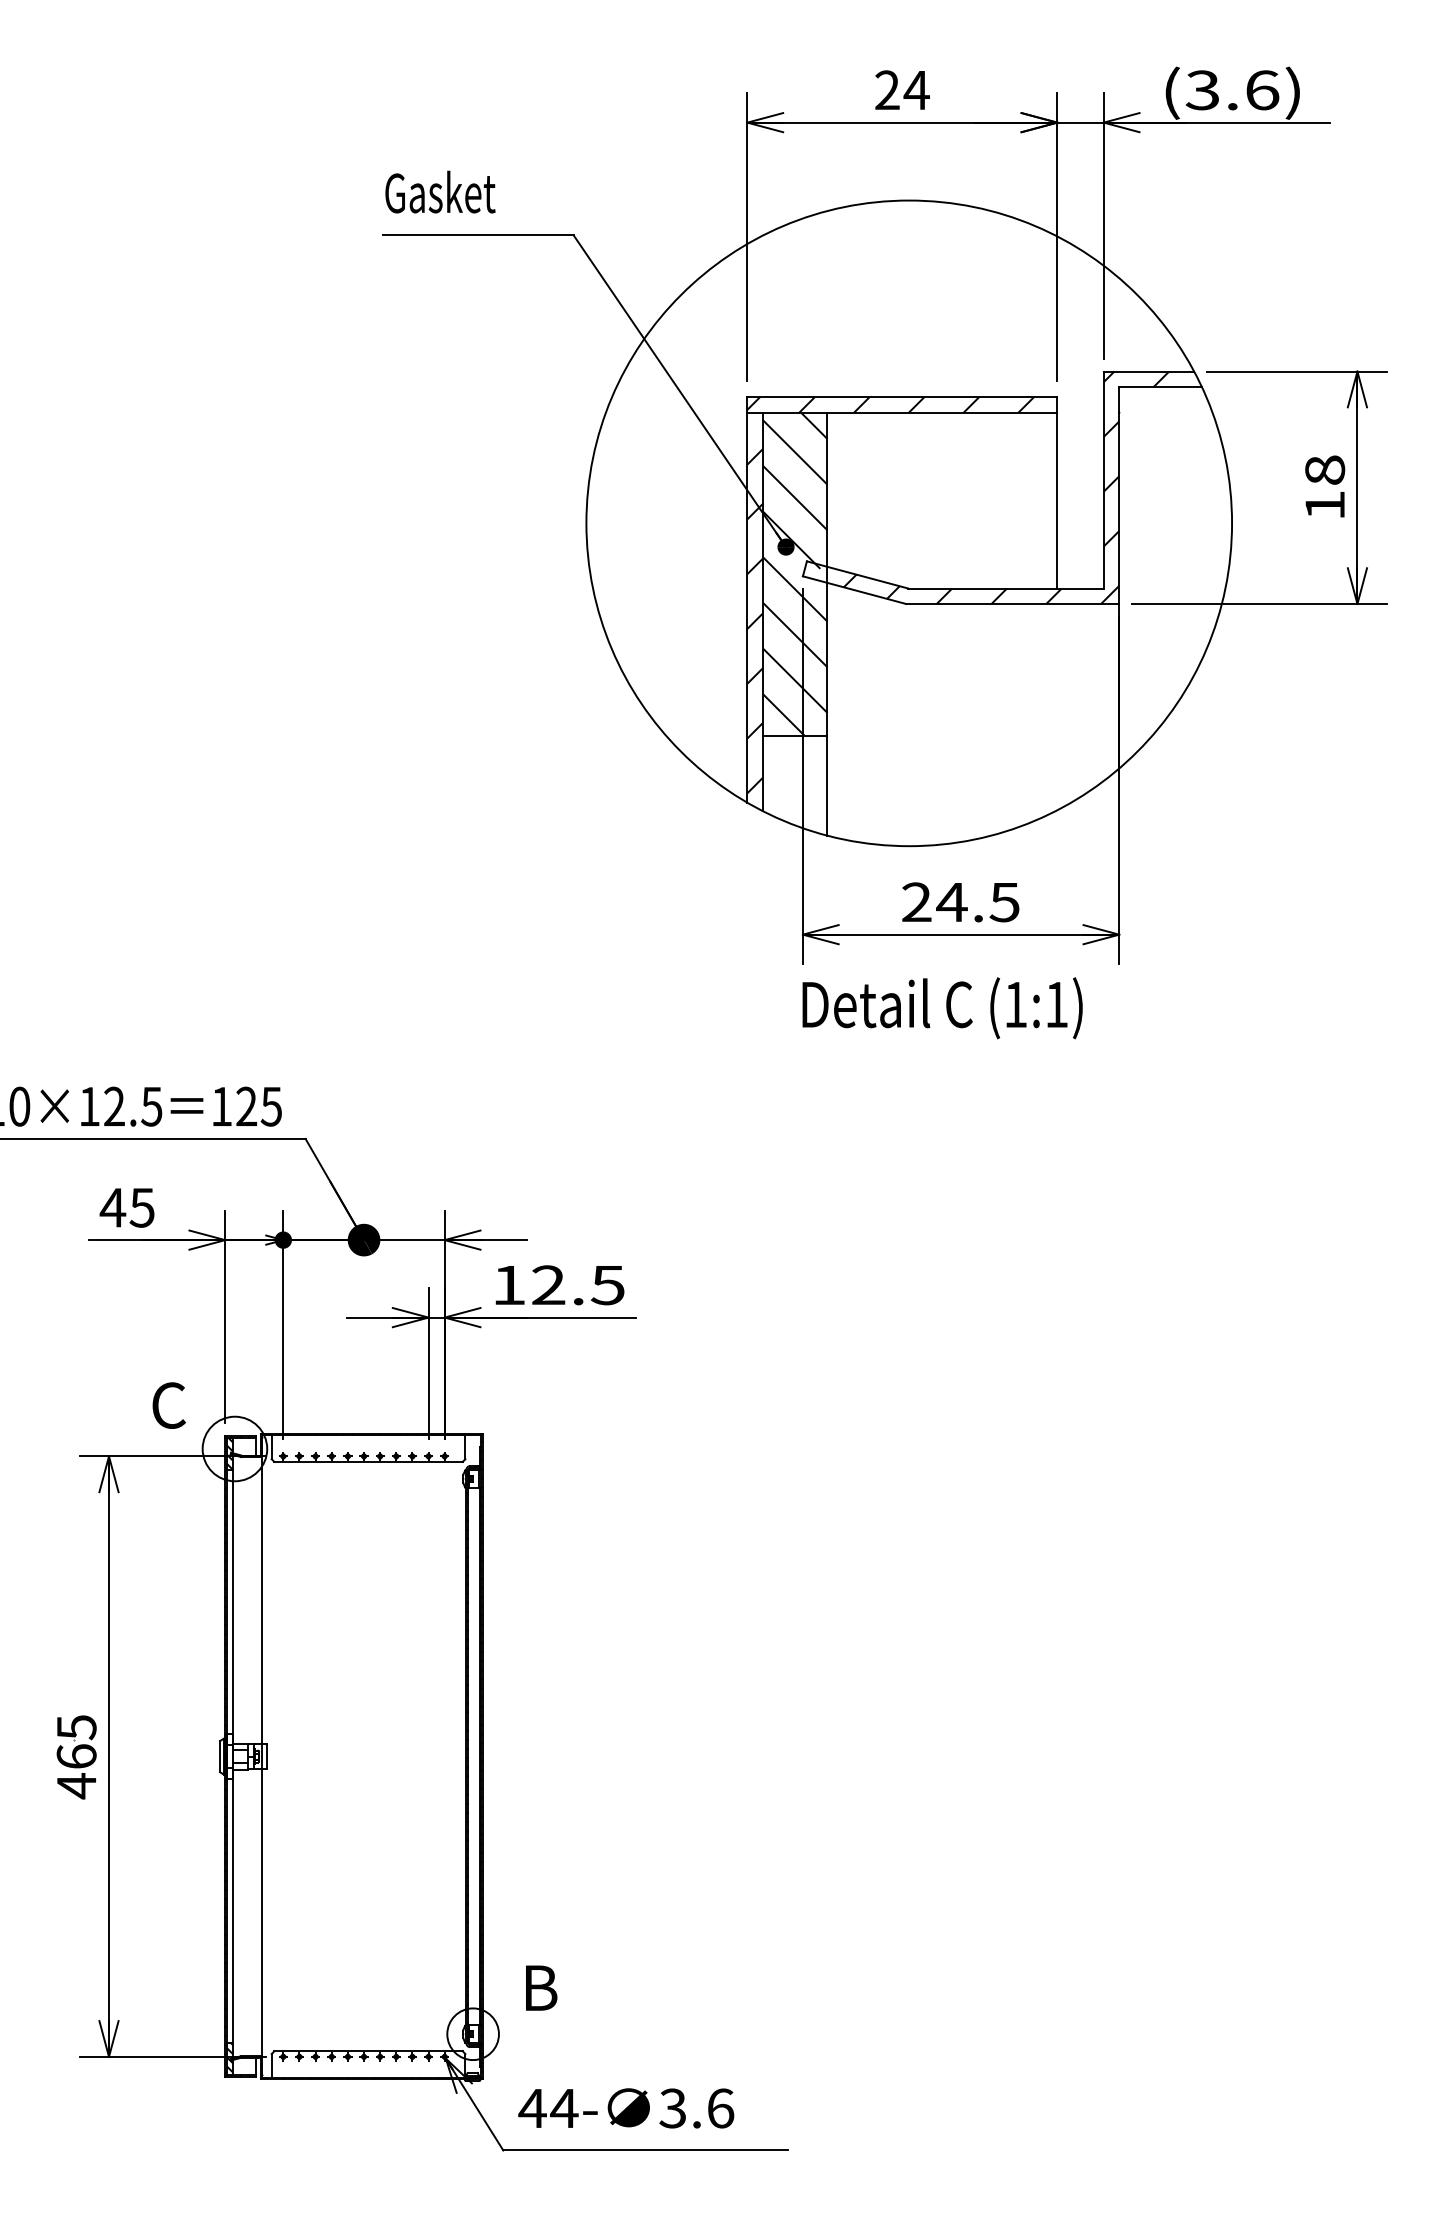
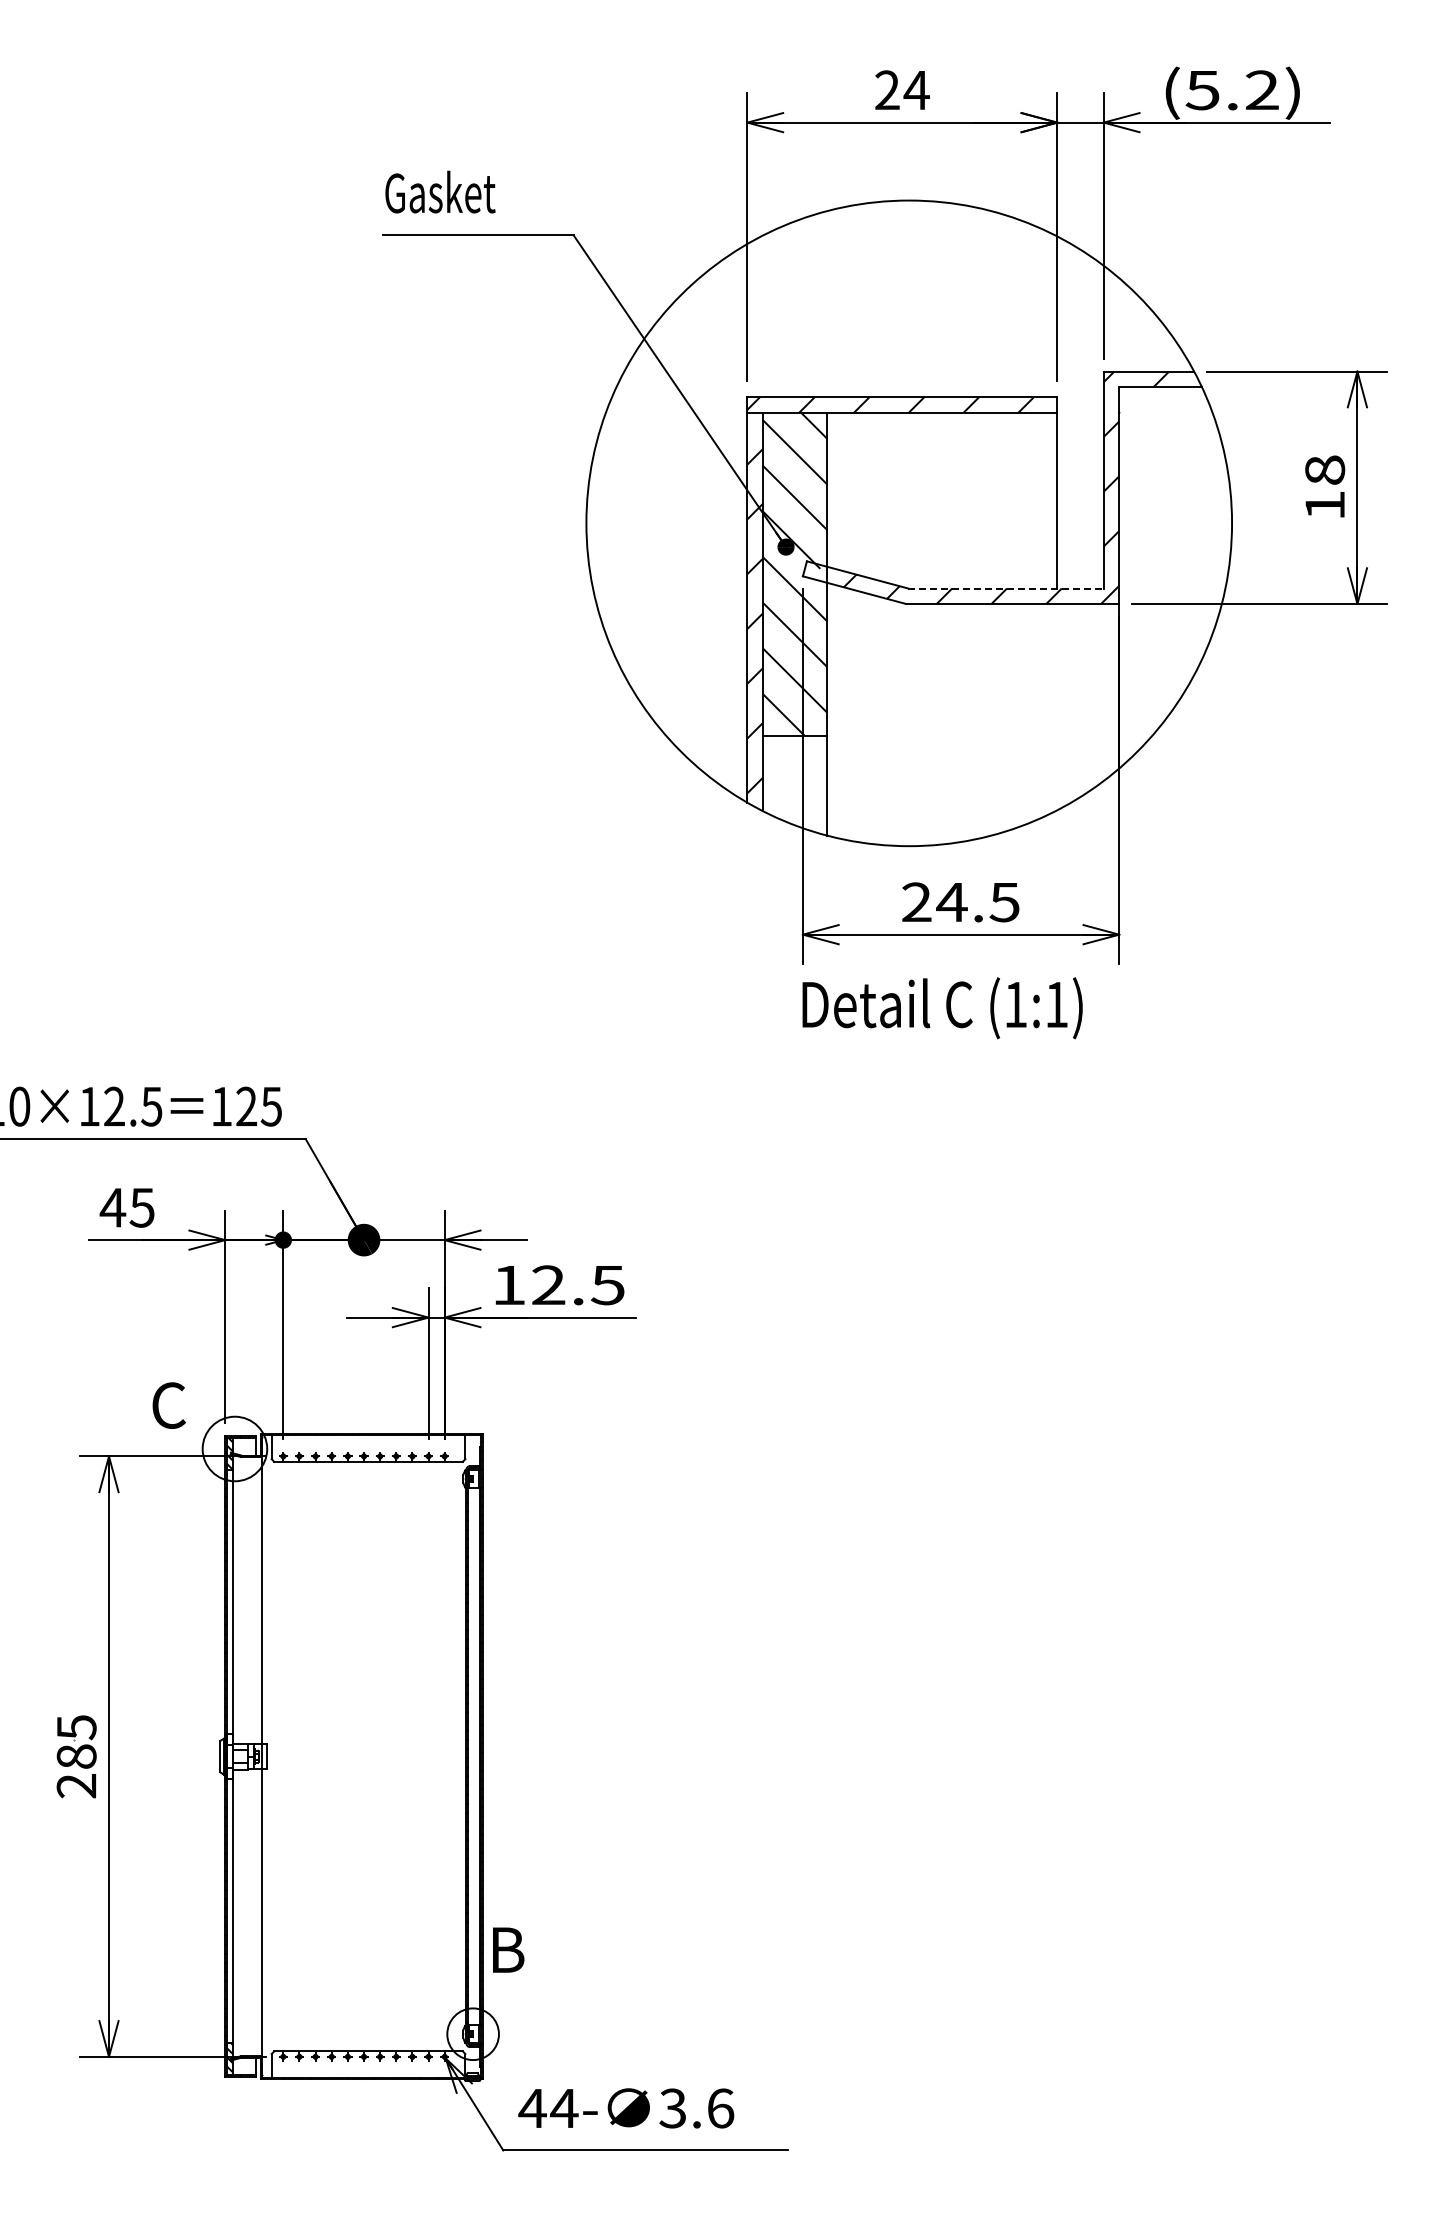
text: (3.6) -> (5.2) (1232, 90)
line: solid -> dashed (1006, 588)
text: 465 -> 285 (76, 1771)
text position: (541, 1987) -> (508, 1949) (508, 1949)
